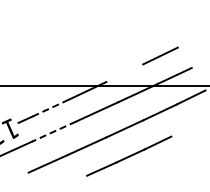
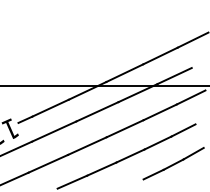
line: none -> present (191, 40)
line: none -> present (124, 73)
line: dashed -> solid (50, 108)
line: none -> present (183, 130)
line: dashed -> solid (53, 131)
part: none -> present (173, 163)
line: none -> present (15, 178)
line: none -> present (72, 181)
